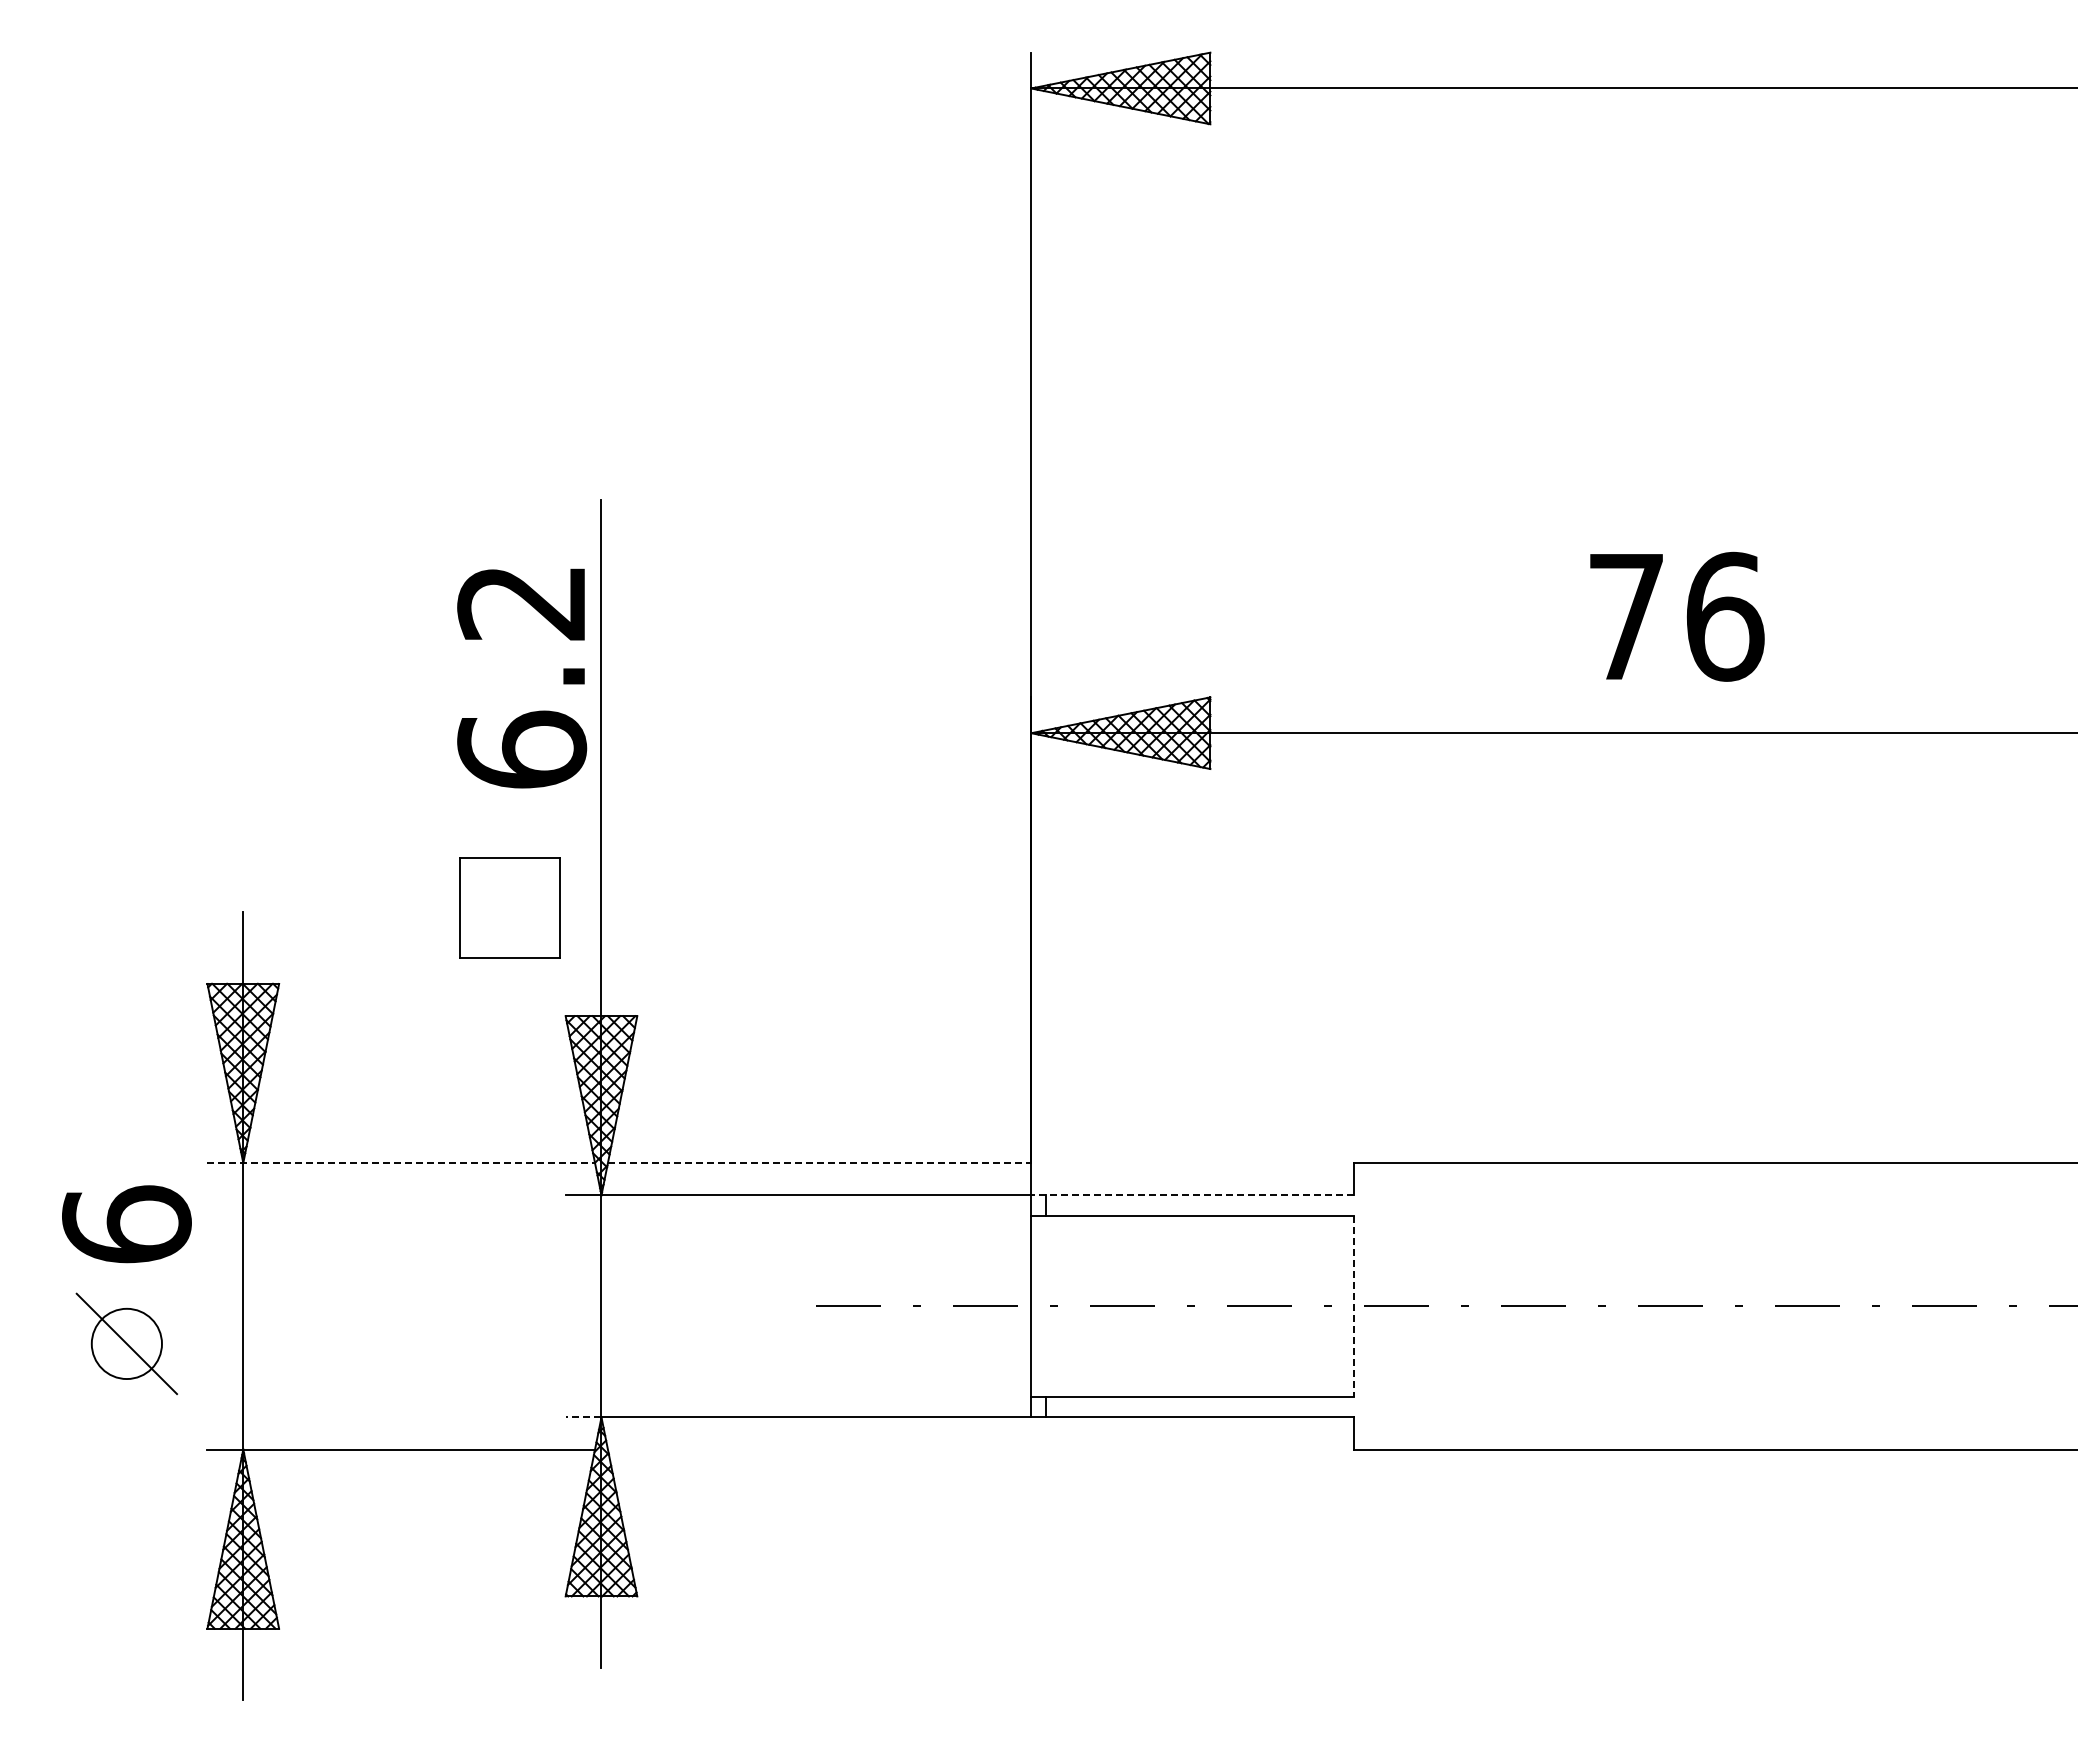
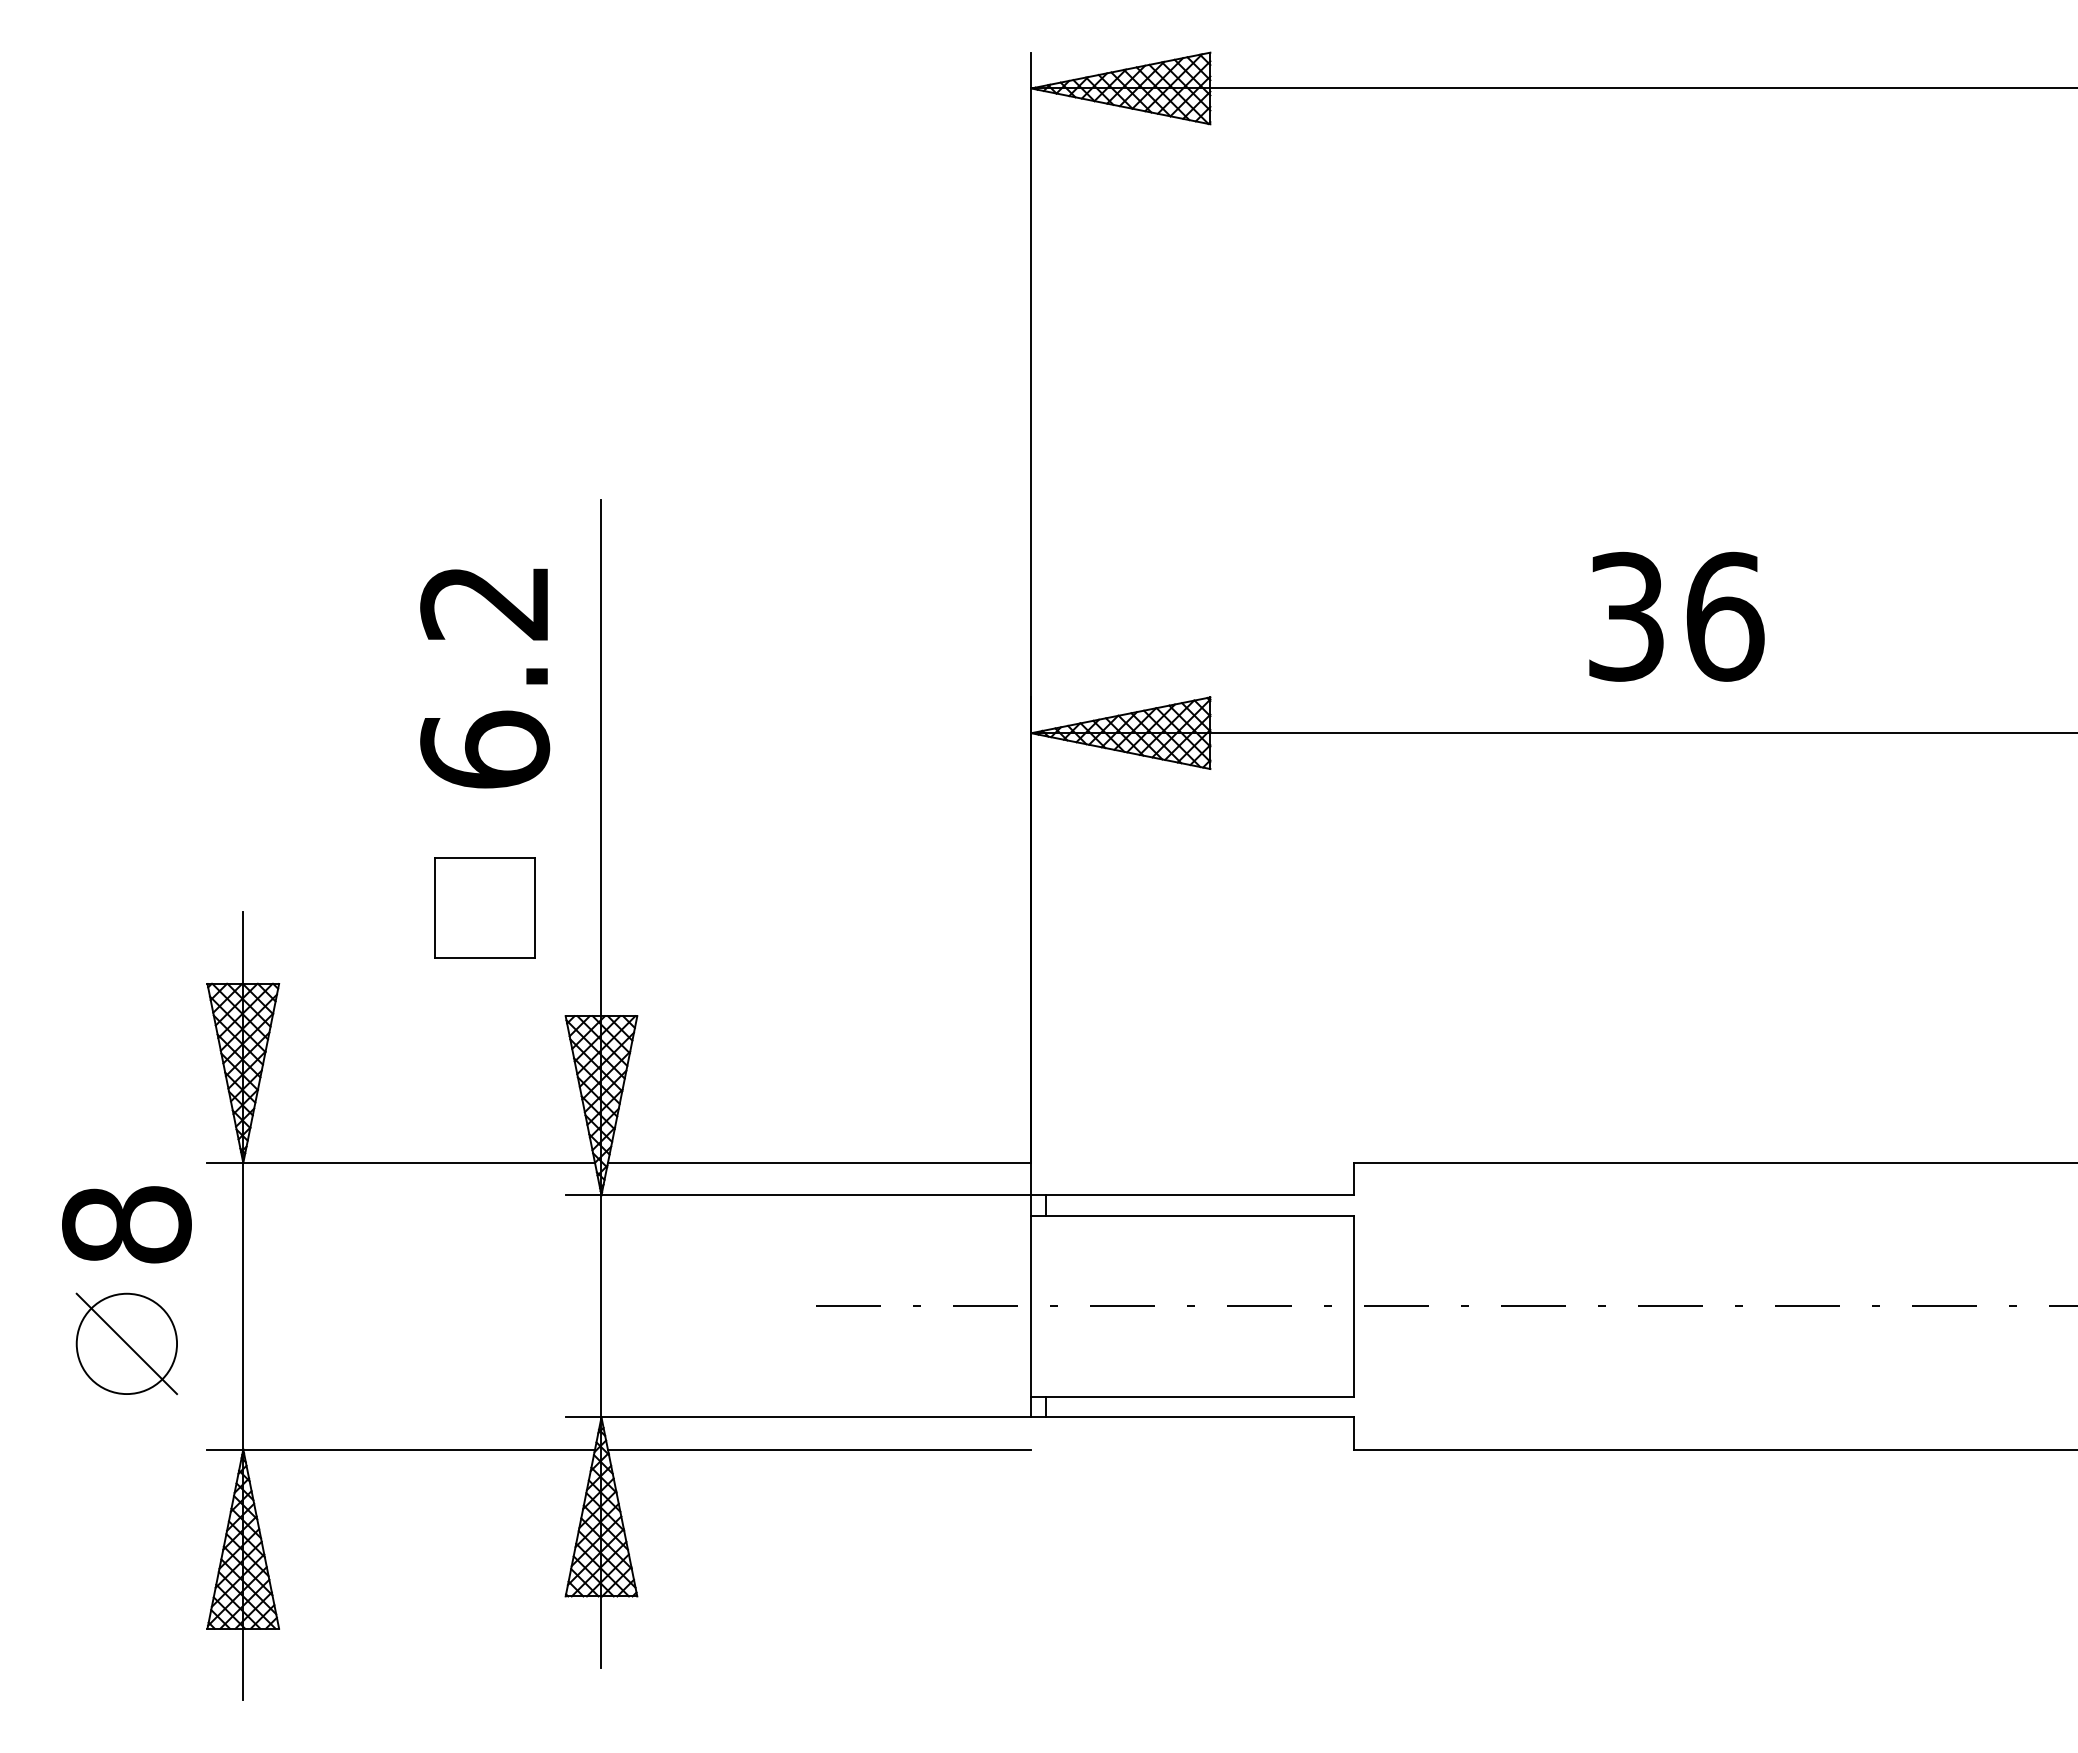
text: 76 -> 36 (1626, 616)
text position: (522, 678) -> (485, 678) (485, 678)
part position: (509, 907) -> (484, 907) (484, 907)
line: dashed -> solid (401, 1163)
line: dashed -> solid (819, 1163)
line: dashed -> solid (1191, 1195)
text: 6 -> 8 (126, 1224)
line: dashed -> solid (1353, 1306)
circle diameter: 70 px -> 100 px (126, 1343)
line: dashed -> solid (583, 1417)
line: none -> present (819, 1449)
